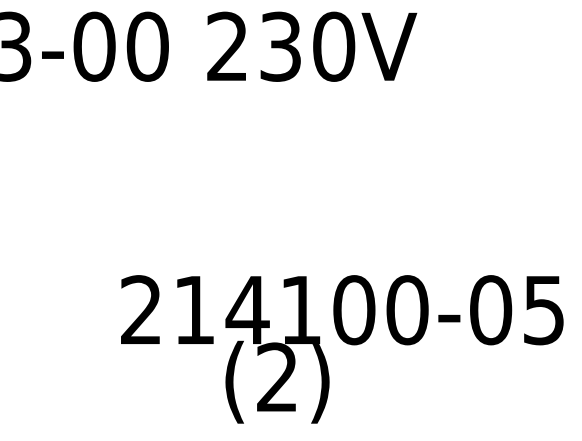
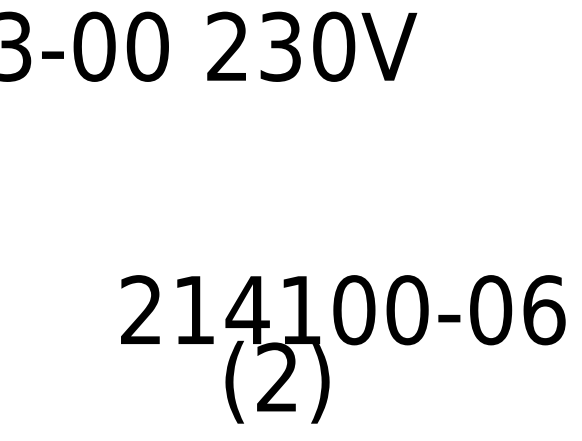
text: 214100-05 -> 214100-06 (544, 310)
